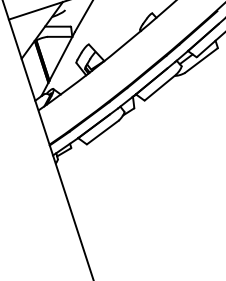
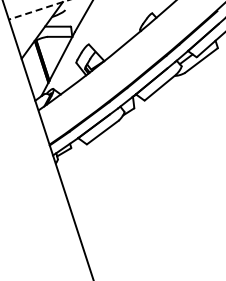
line: solid -> dashed (38, 10)
